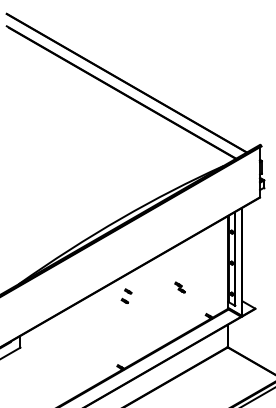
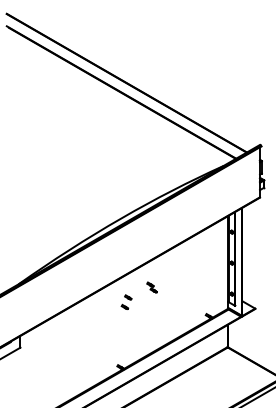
part position: (179, 287) -> (151, 287) (151, 287)
part position: (126, 295) -> (126, 301) (126, 301)
